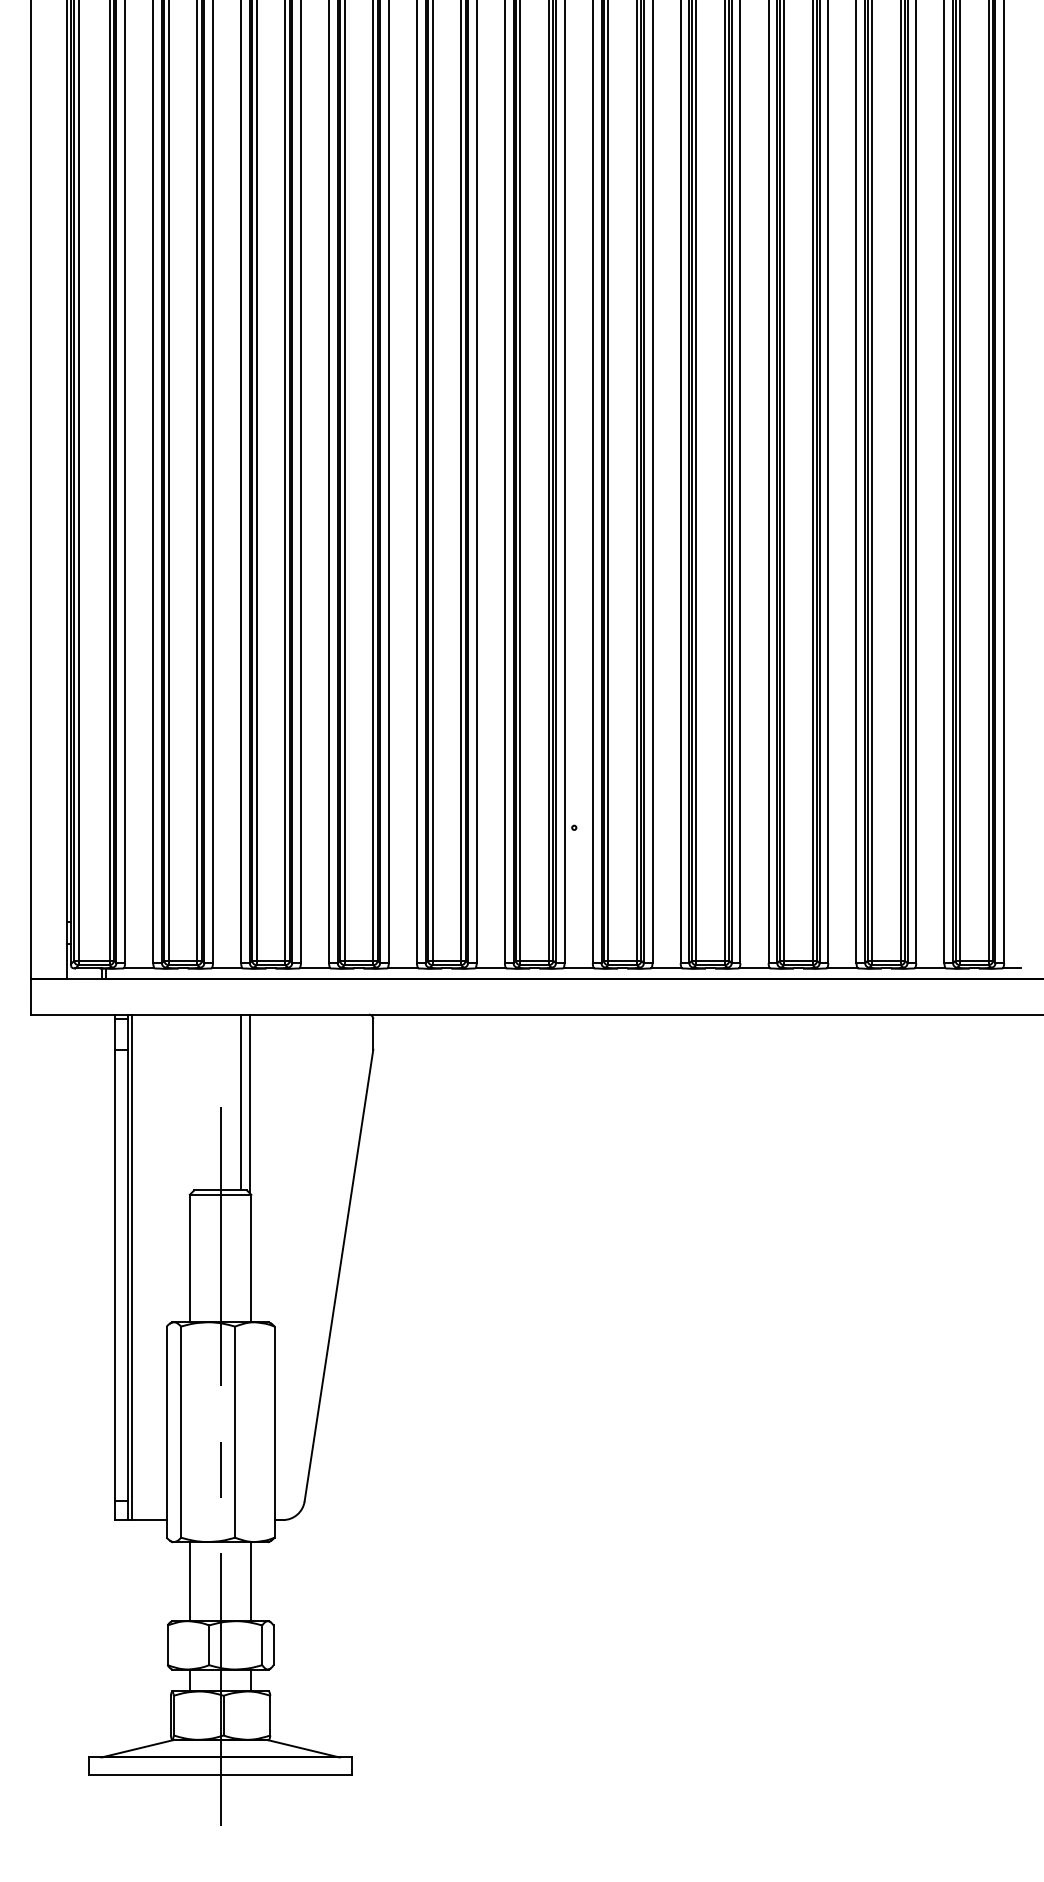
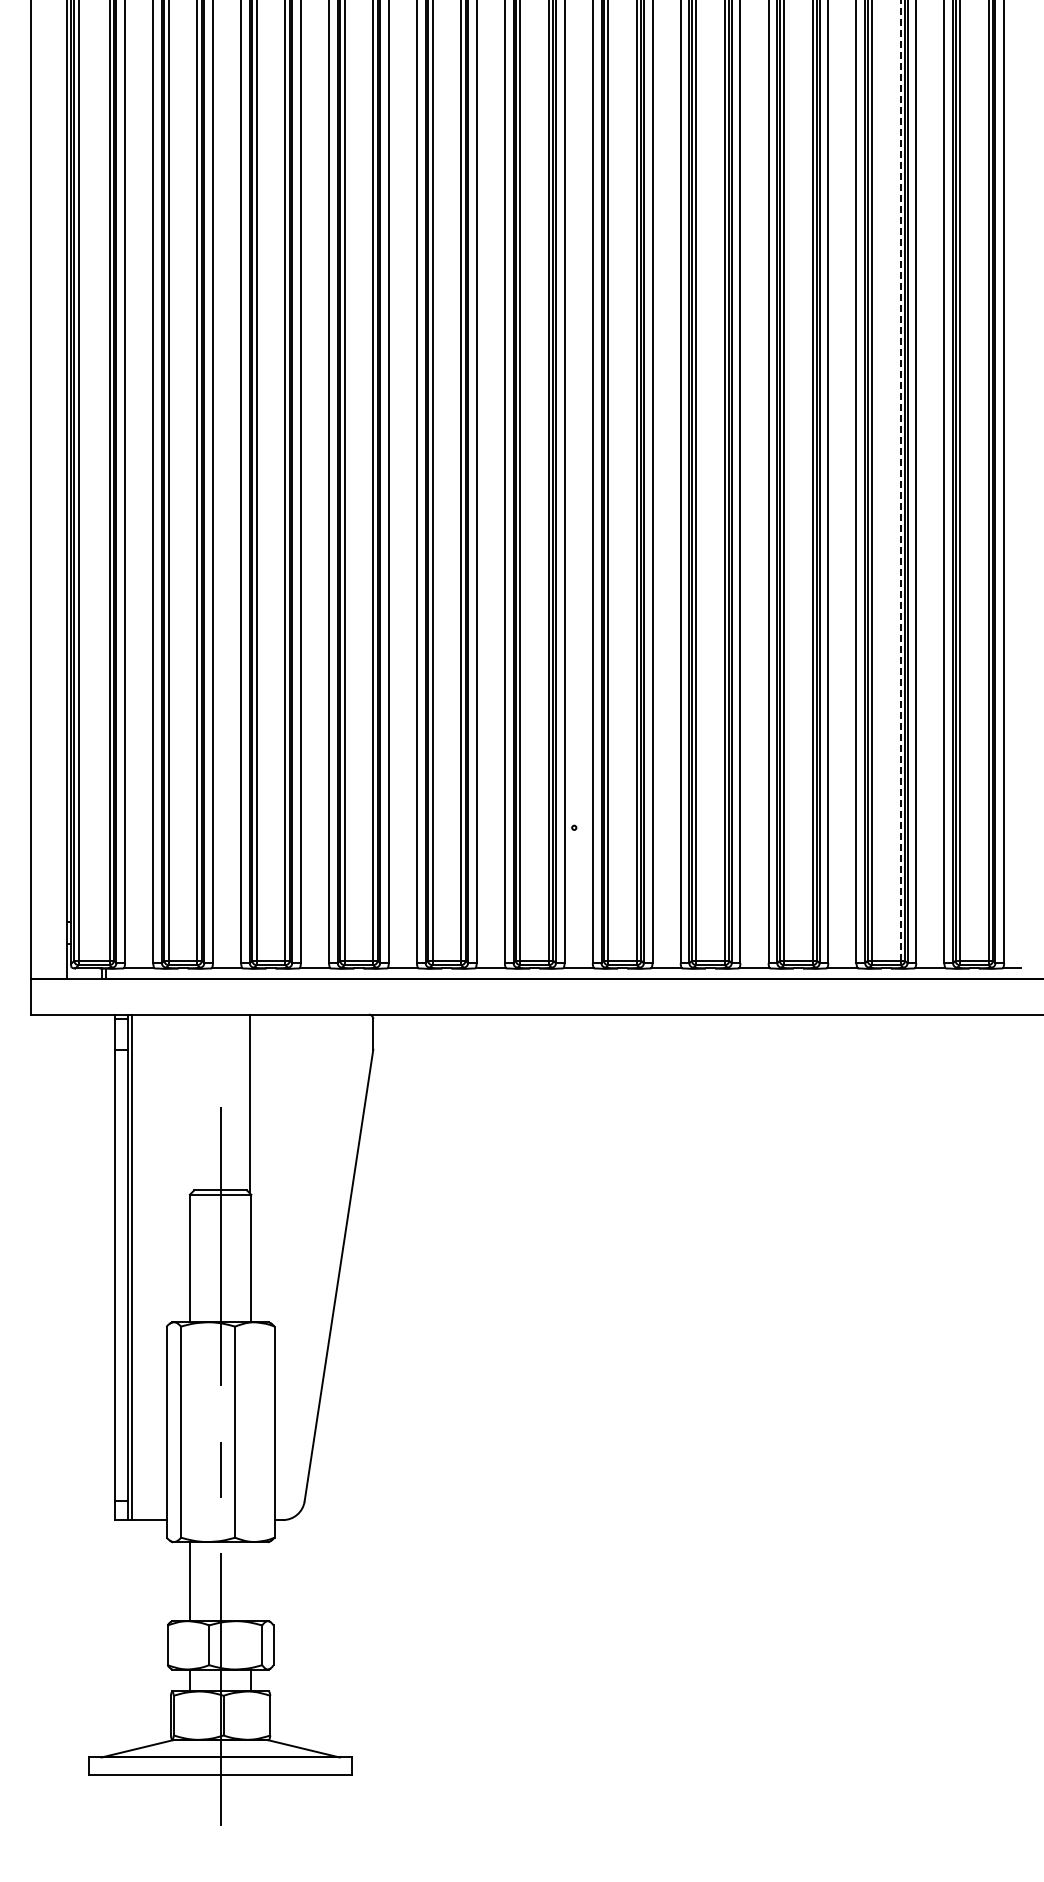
line: solid -> dashed (900, 480)
line: present -> none (240, 1102)
line: present -> none (251, 1581)
